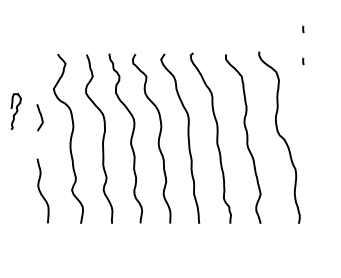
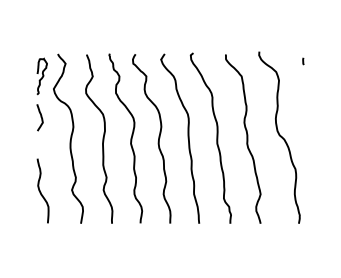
curve: present -> none (303, 29)
curve position: (16, 111) -> (42, 76) (42, 76)
